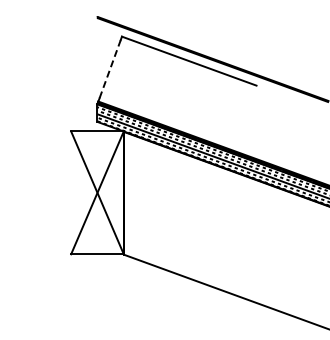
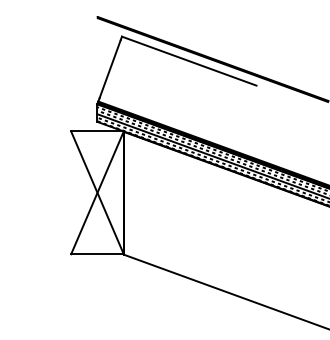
line: dashed -> solid (110, 69)
